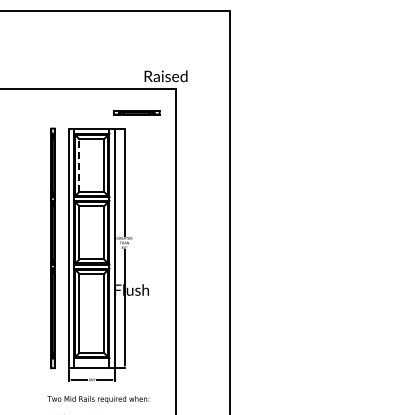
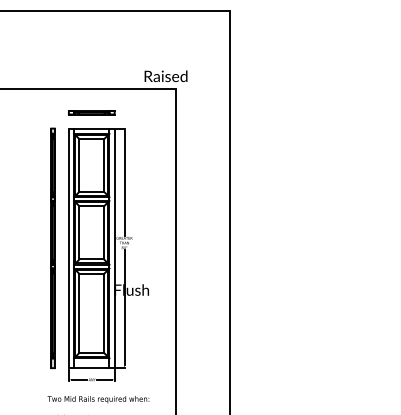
part position: (136, 112) -> (91, 112) (91, 112)
line: dashed -> solid (79, 165)
